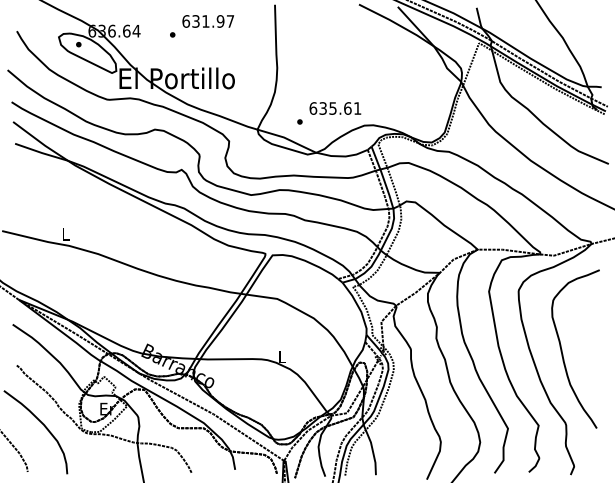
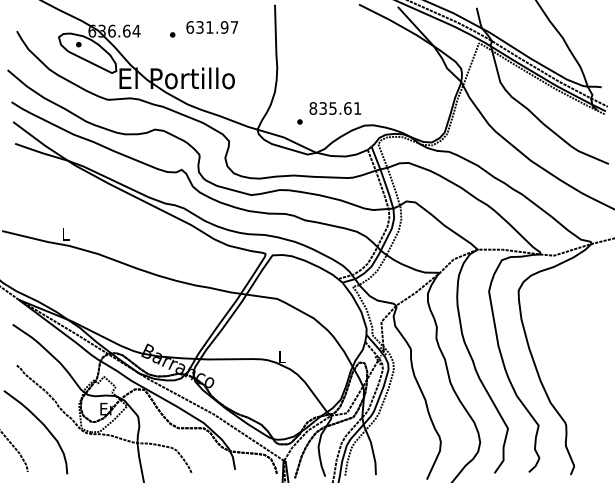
text position: (208, 21) -> (212, 27) (212, 27)
text: 635.61 -> 835.61 (313, 108)
curve: present -> none (562, 349)
